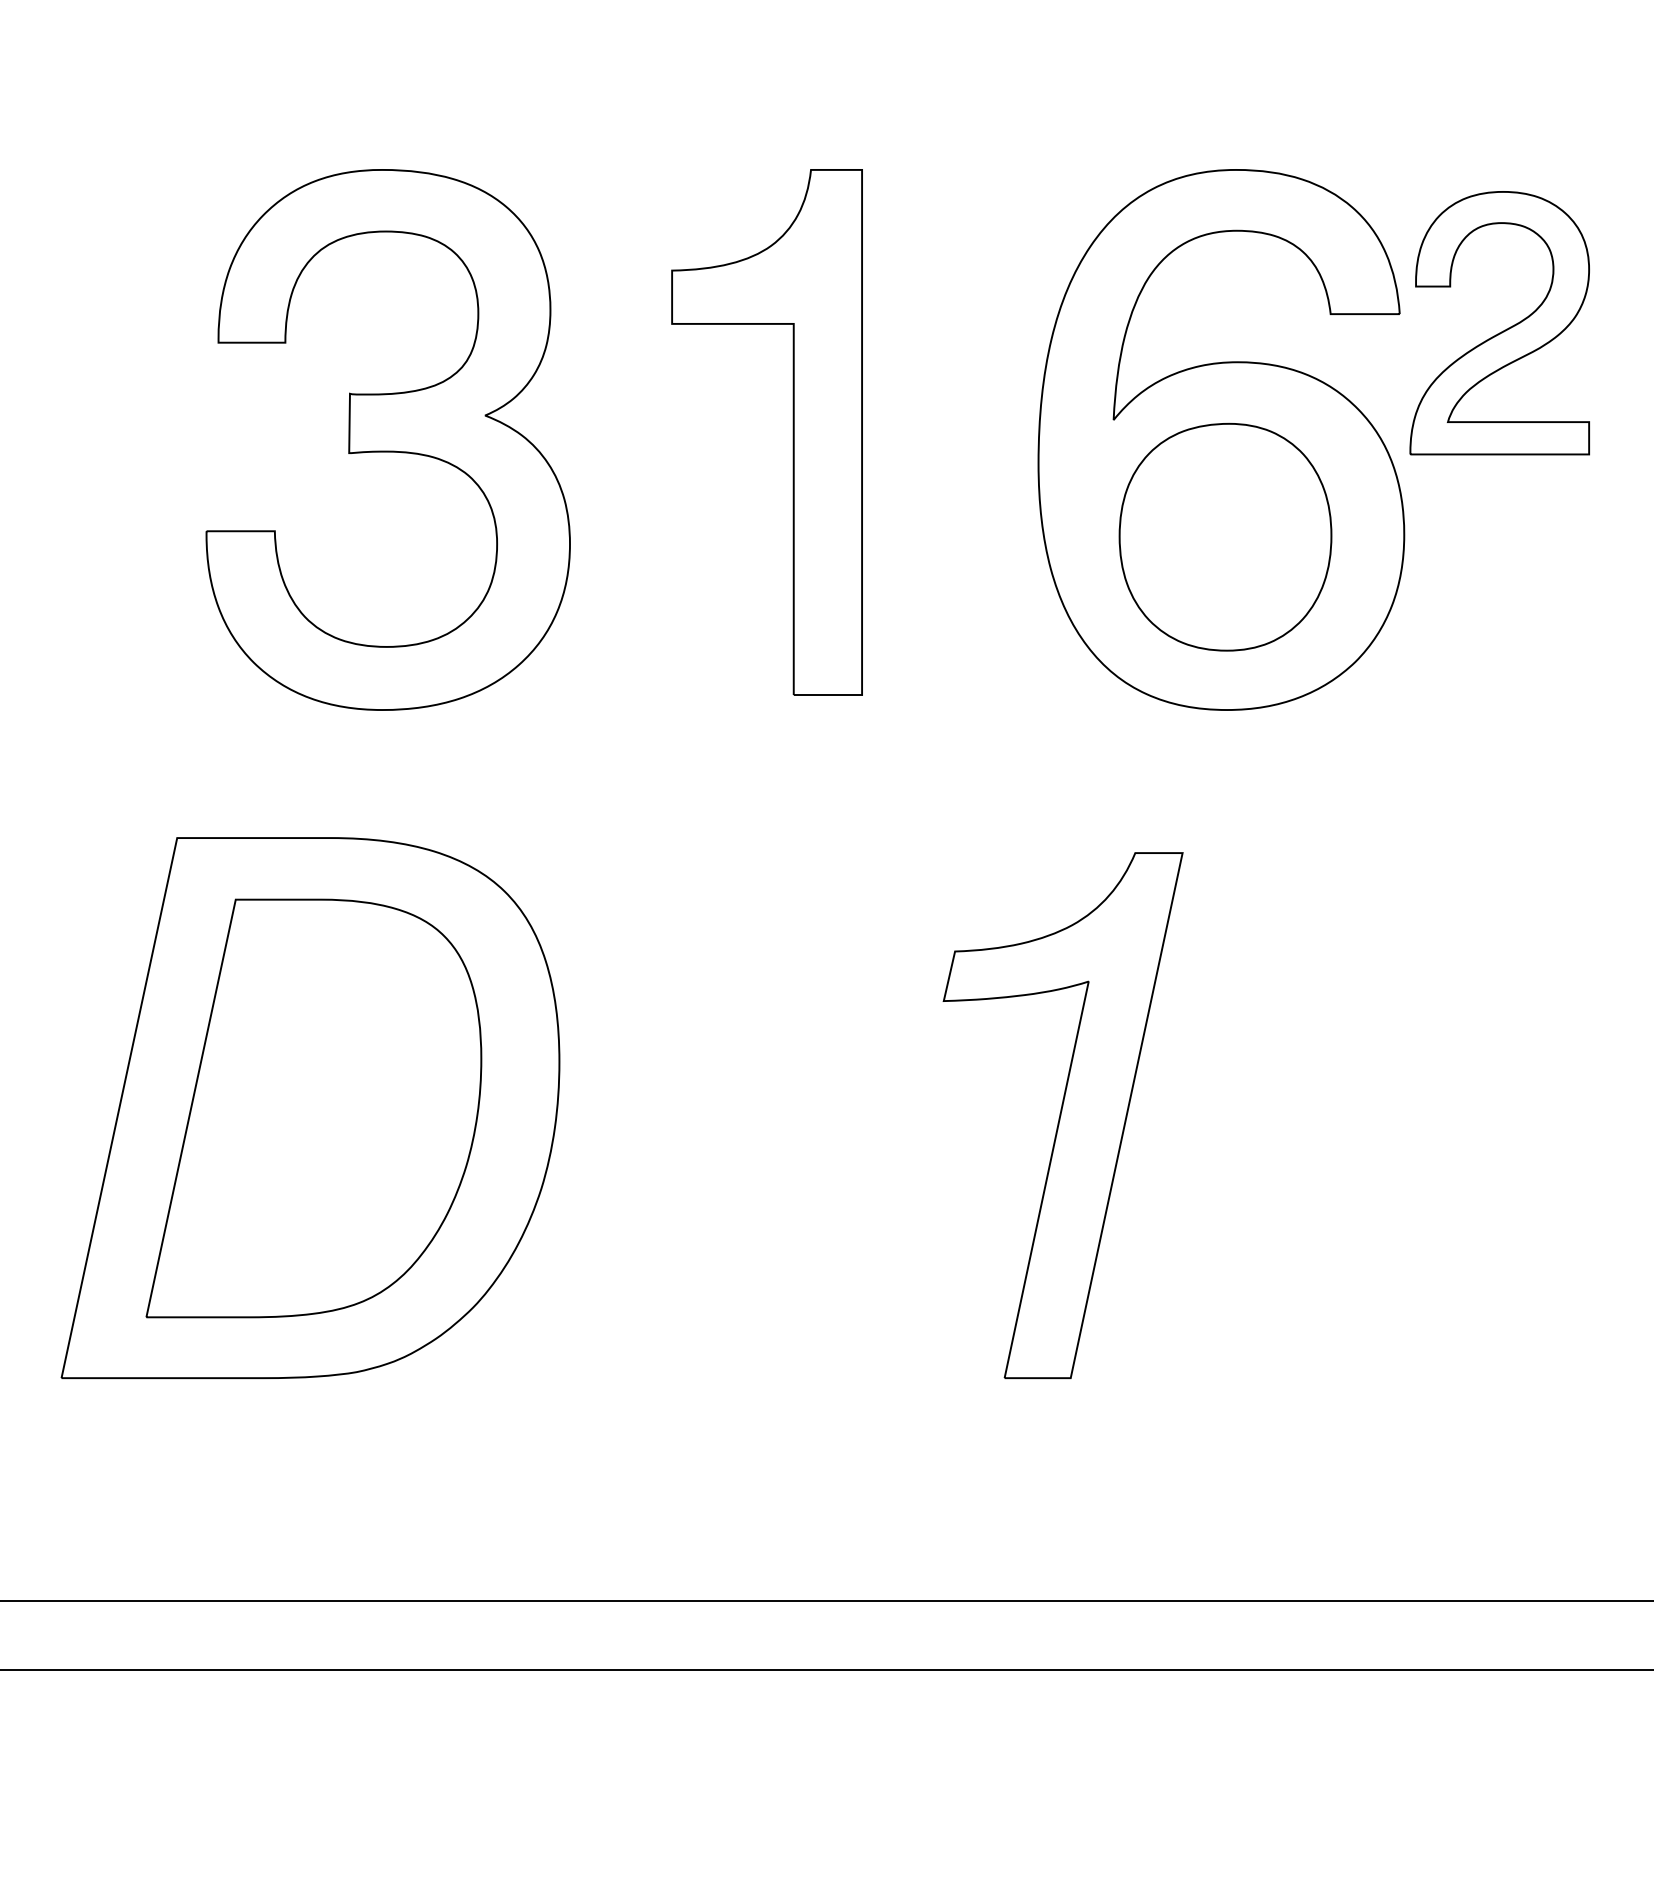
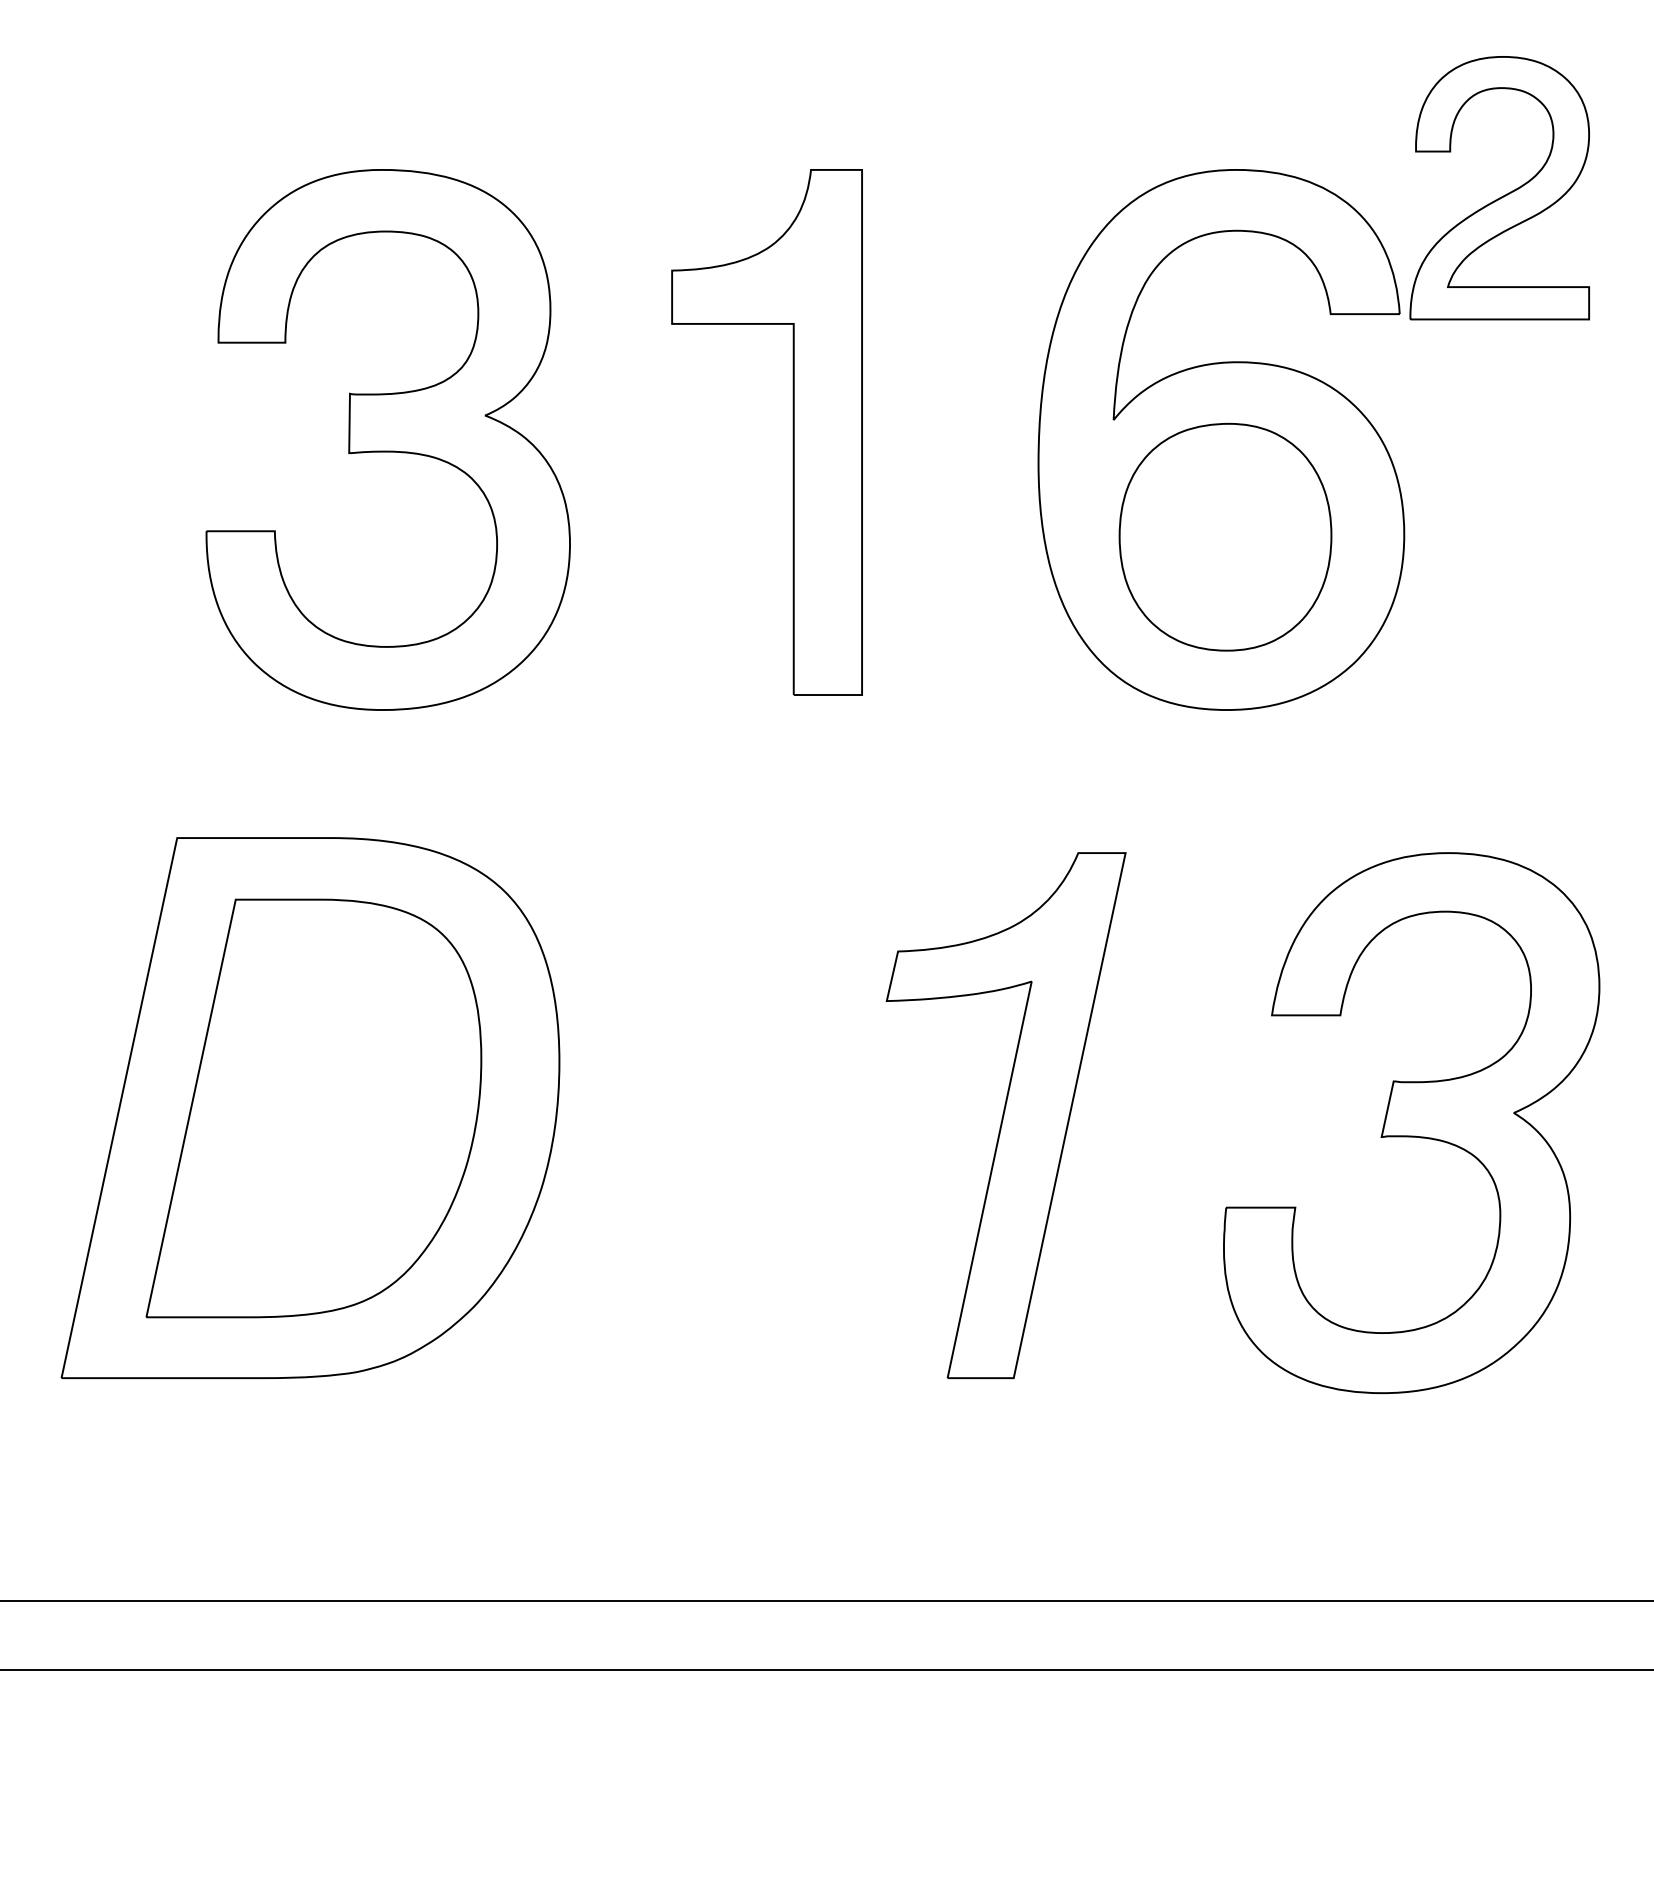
part position: (1503, 330) -> (1503, 195) (1503, 195)
part position: (1062, 1115) -> (1005, 1115) (1005, 1115)
part: none -> present (1411, 1123)
